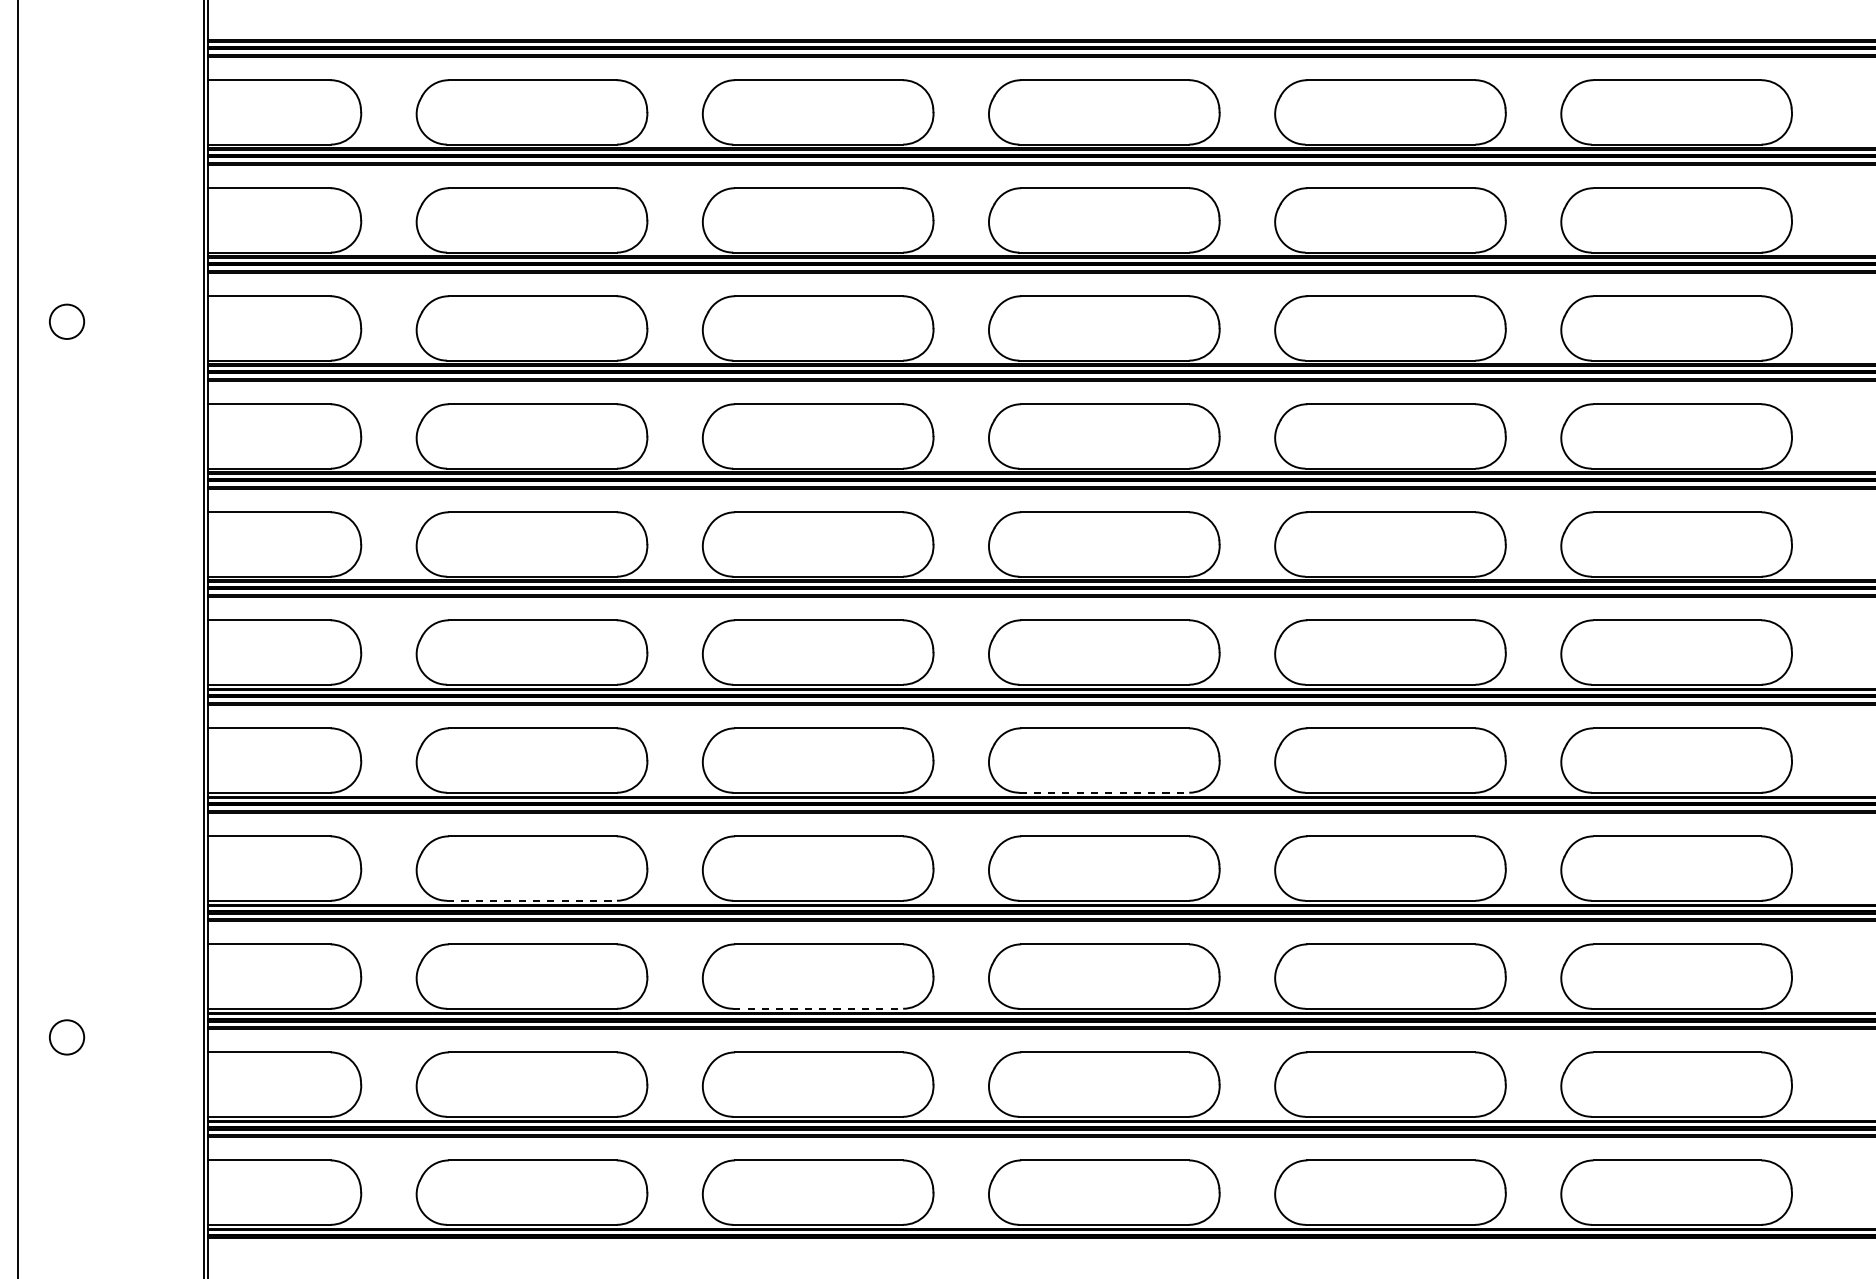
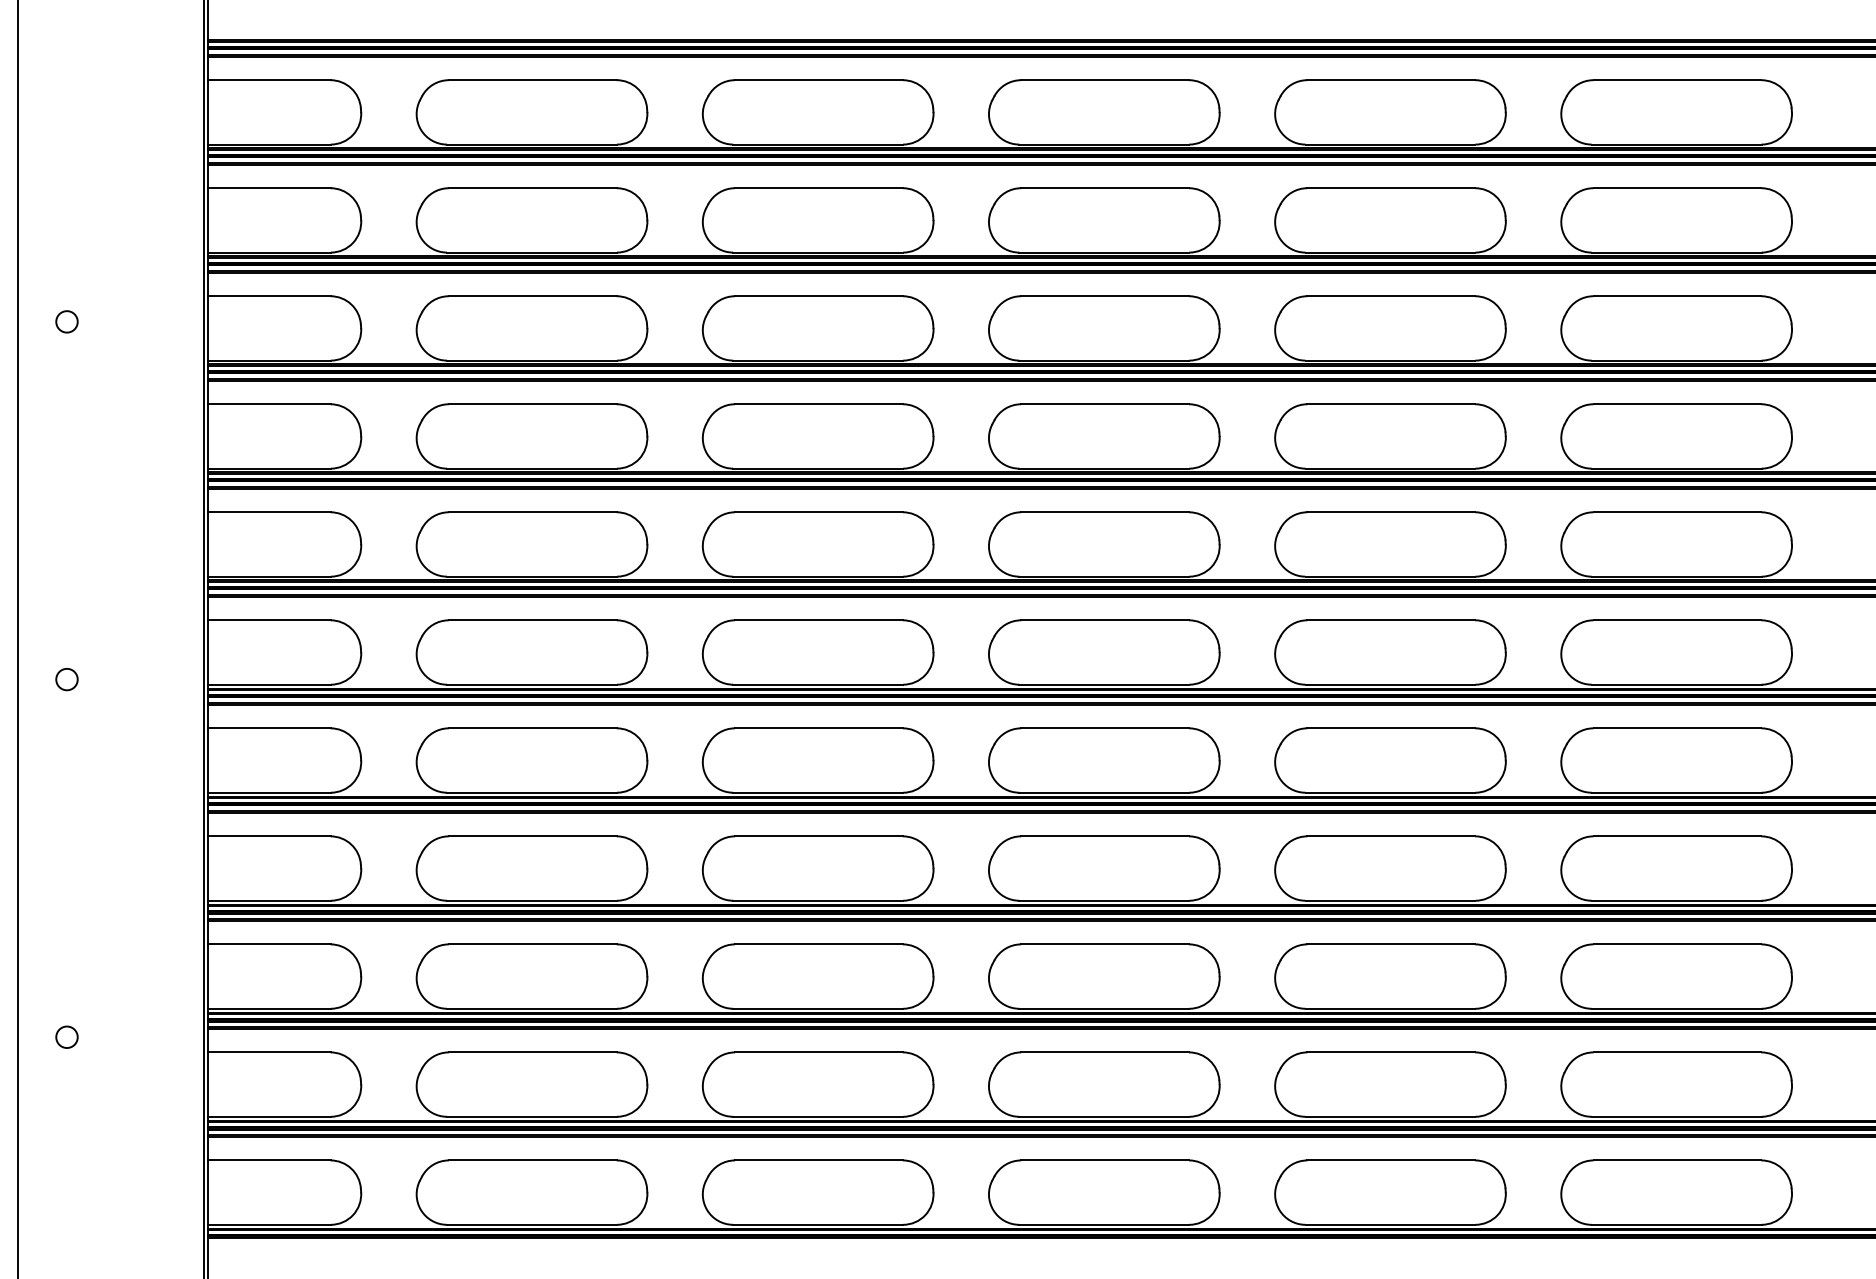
circle size: 37x37 px -> 24x24 px (66, 321)
circle: none -> present (66, 679)
line: dashed -> solid (1104, 792)
line: dashed -> solid (532, 900)
line: dashed -> solid (818, 1008)
circle size: 37x37 px -> 24x24 px (66, 1036)
